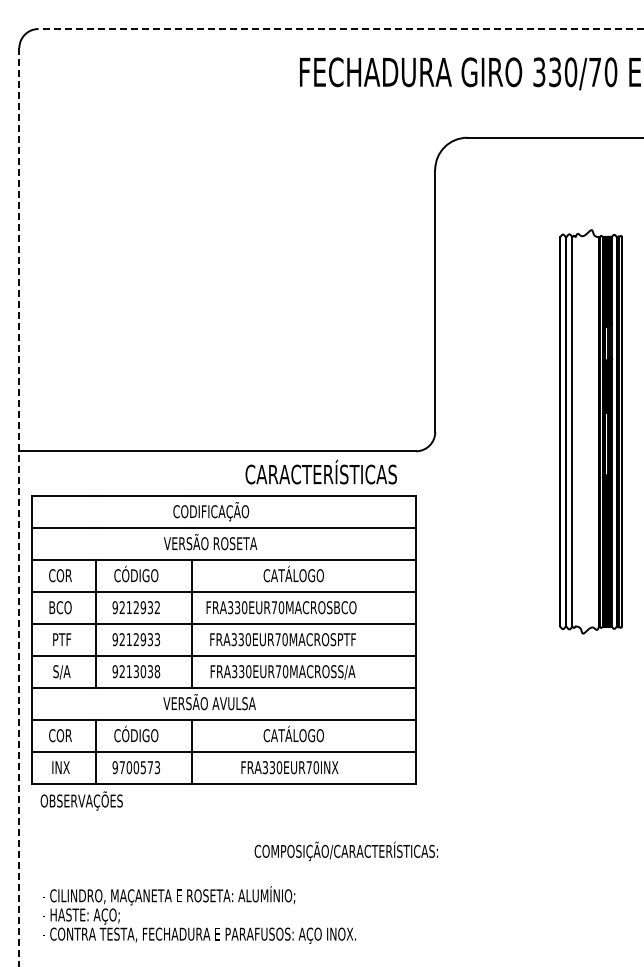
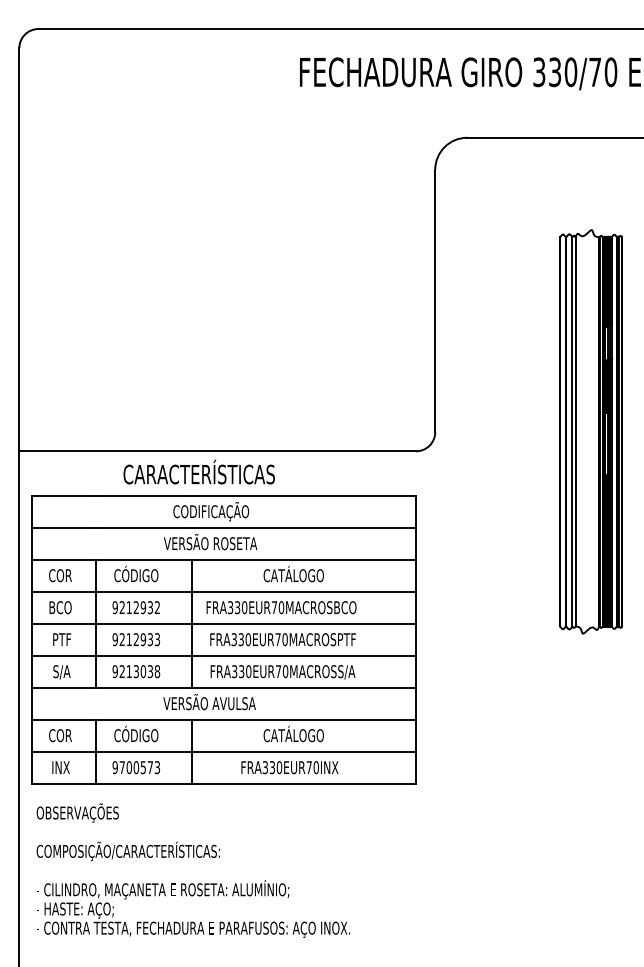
line: dashed -> solid (340, 29)
line: none -> present (575, 431)
text position: (320, 471) -> (198, 471) (198, 471)
line: dashed -> solid (19, 506)
text position: (81, 800) -> (77, 812) (77, 812)
text position: (345, 851) -> (127, 851) (127, 851)
text position: (199, 914) -> (193, 908) (193, 908)
